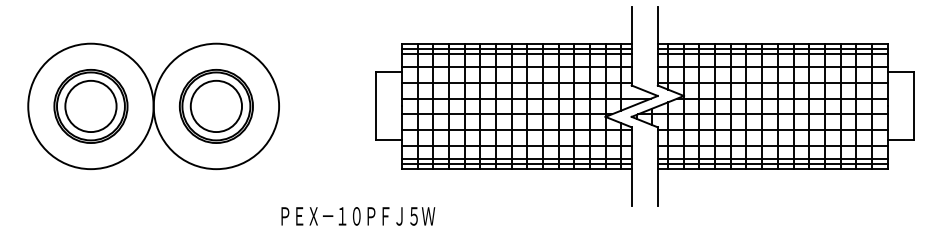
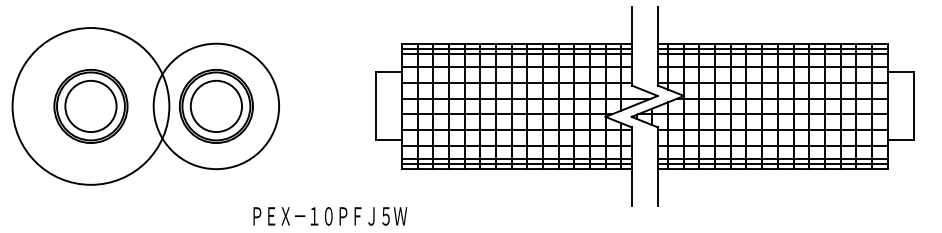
circle diameter: 125 px -> 157 px (90, 106)
text position: (358, 216) -> (330, 216) (330, 216)
